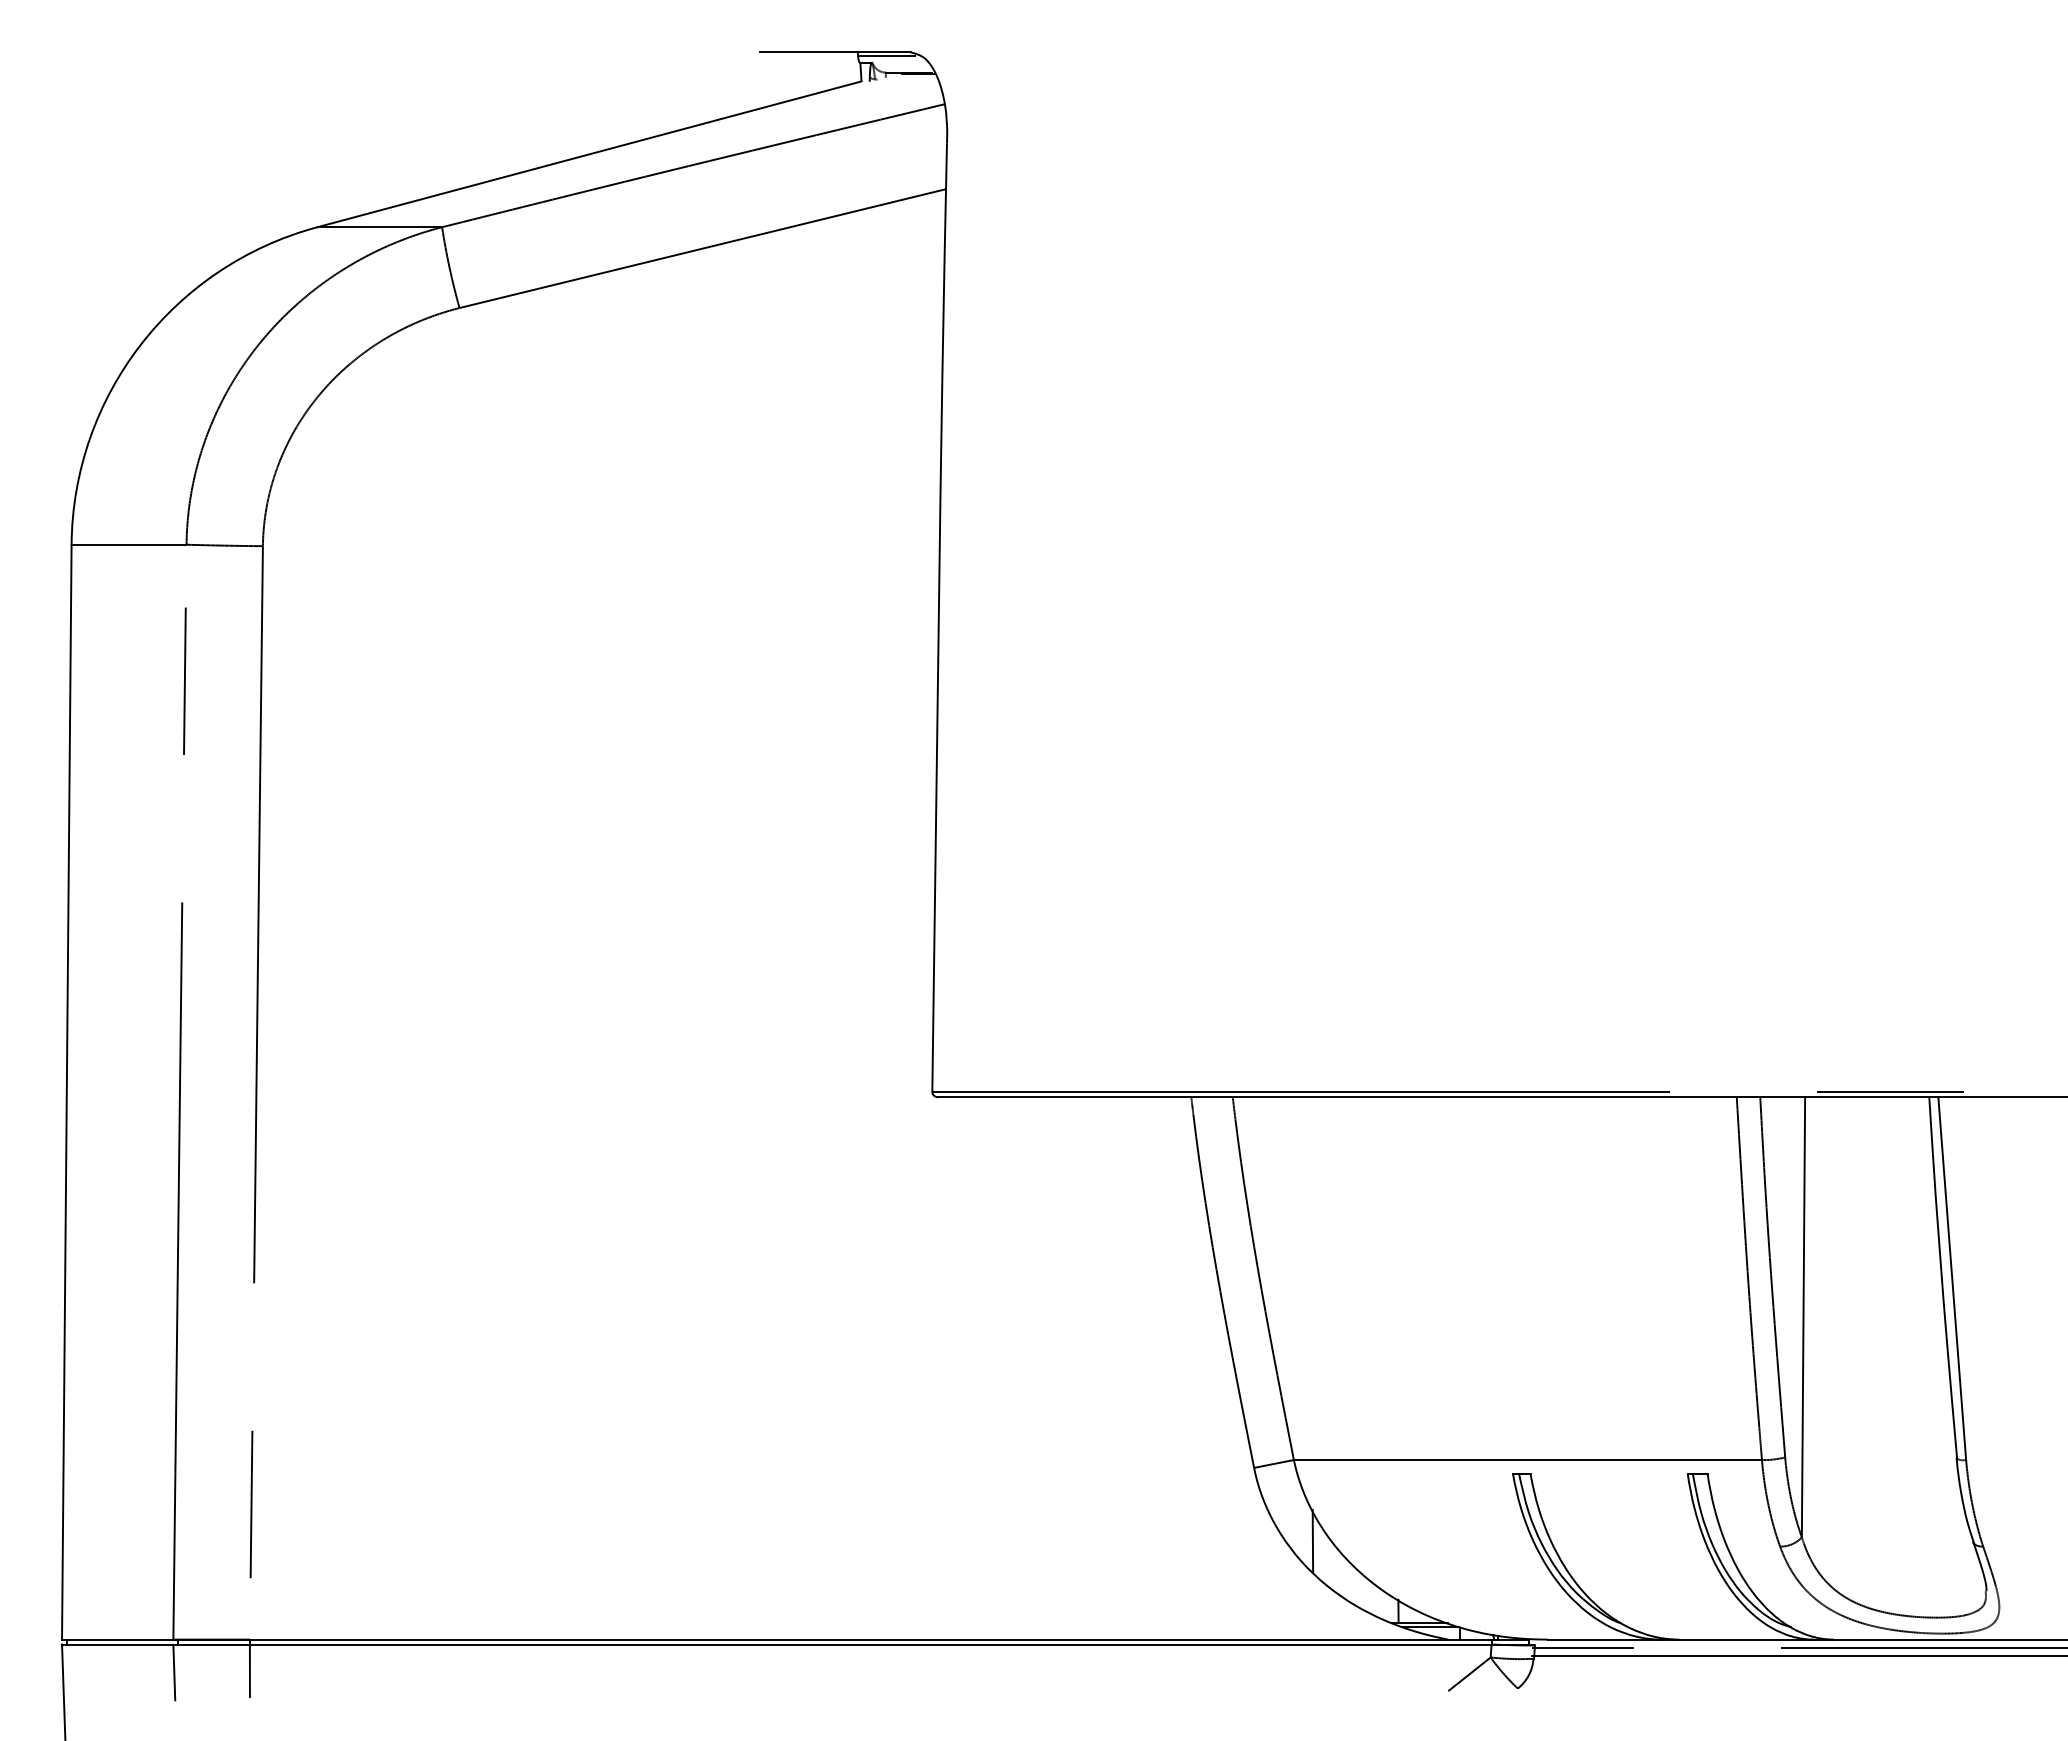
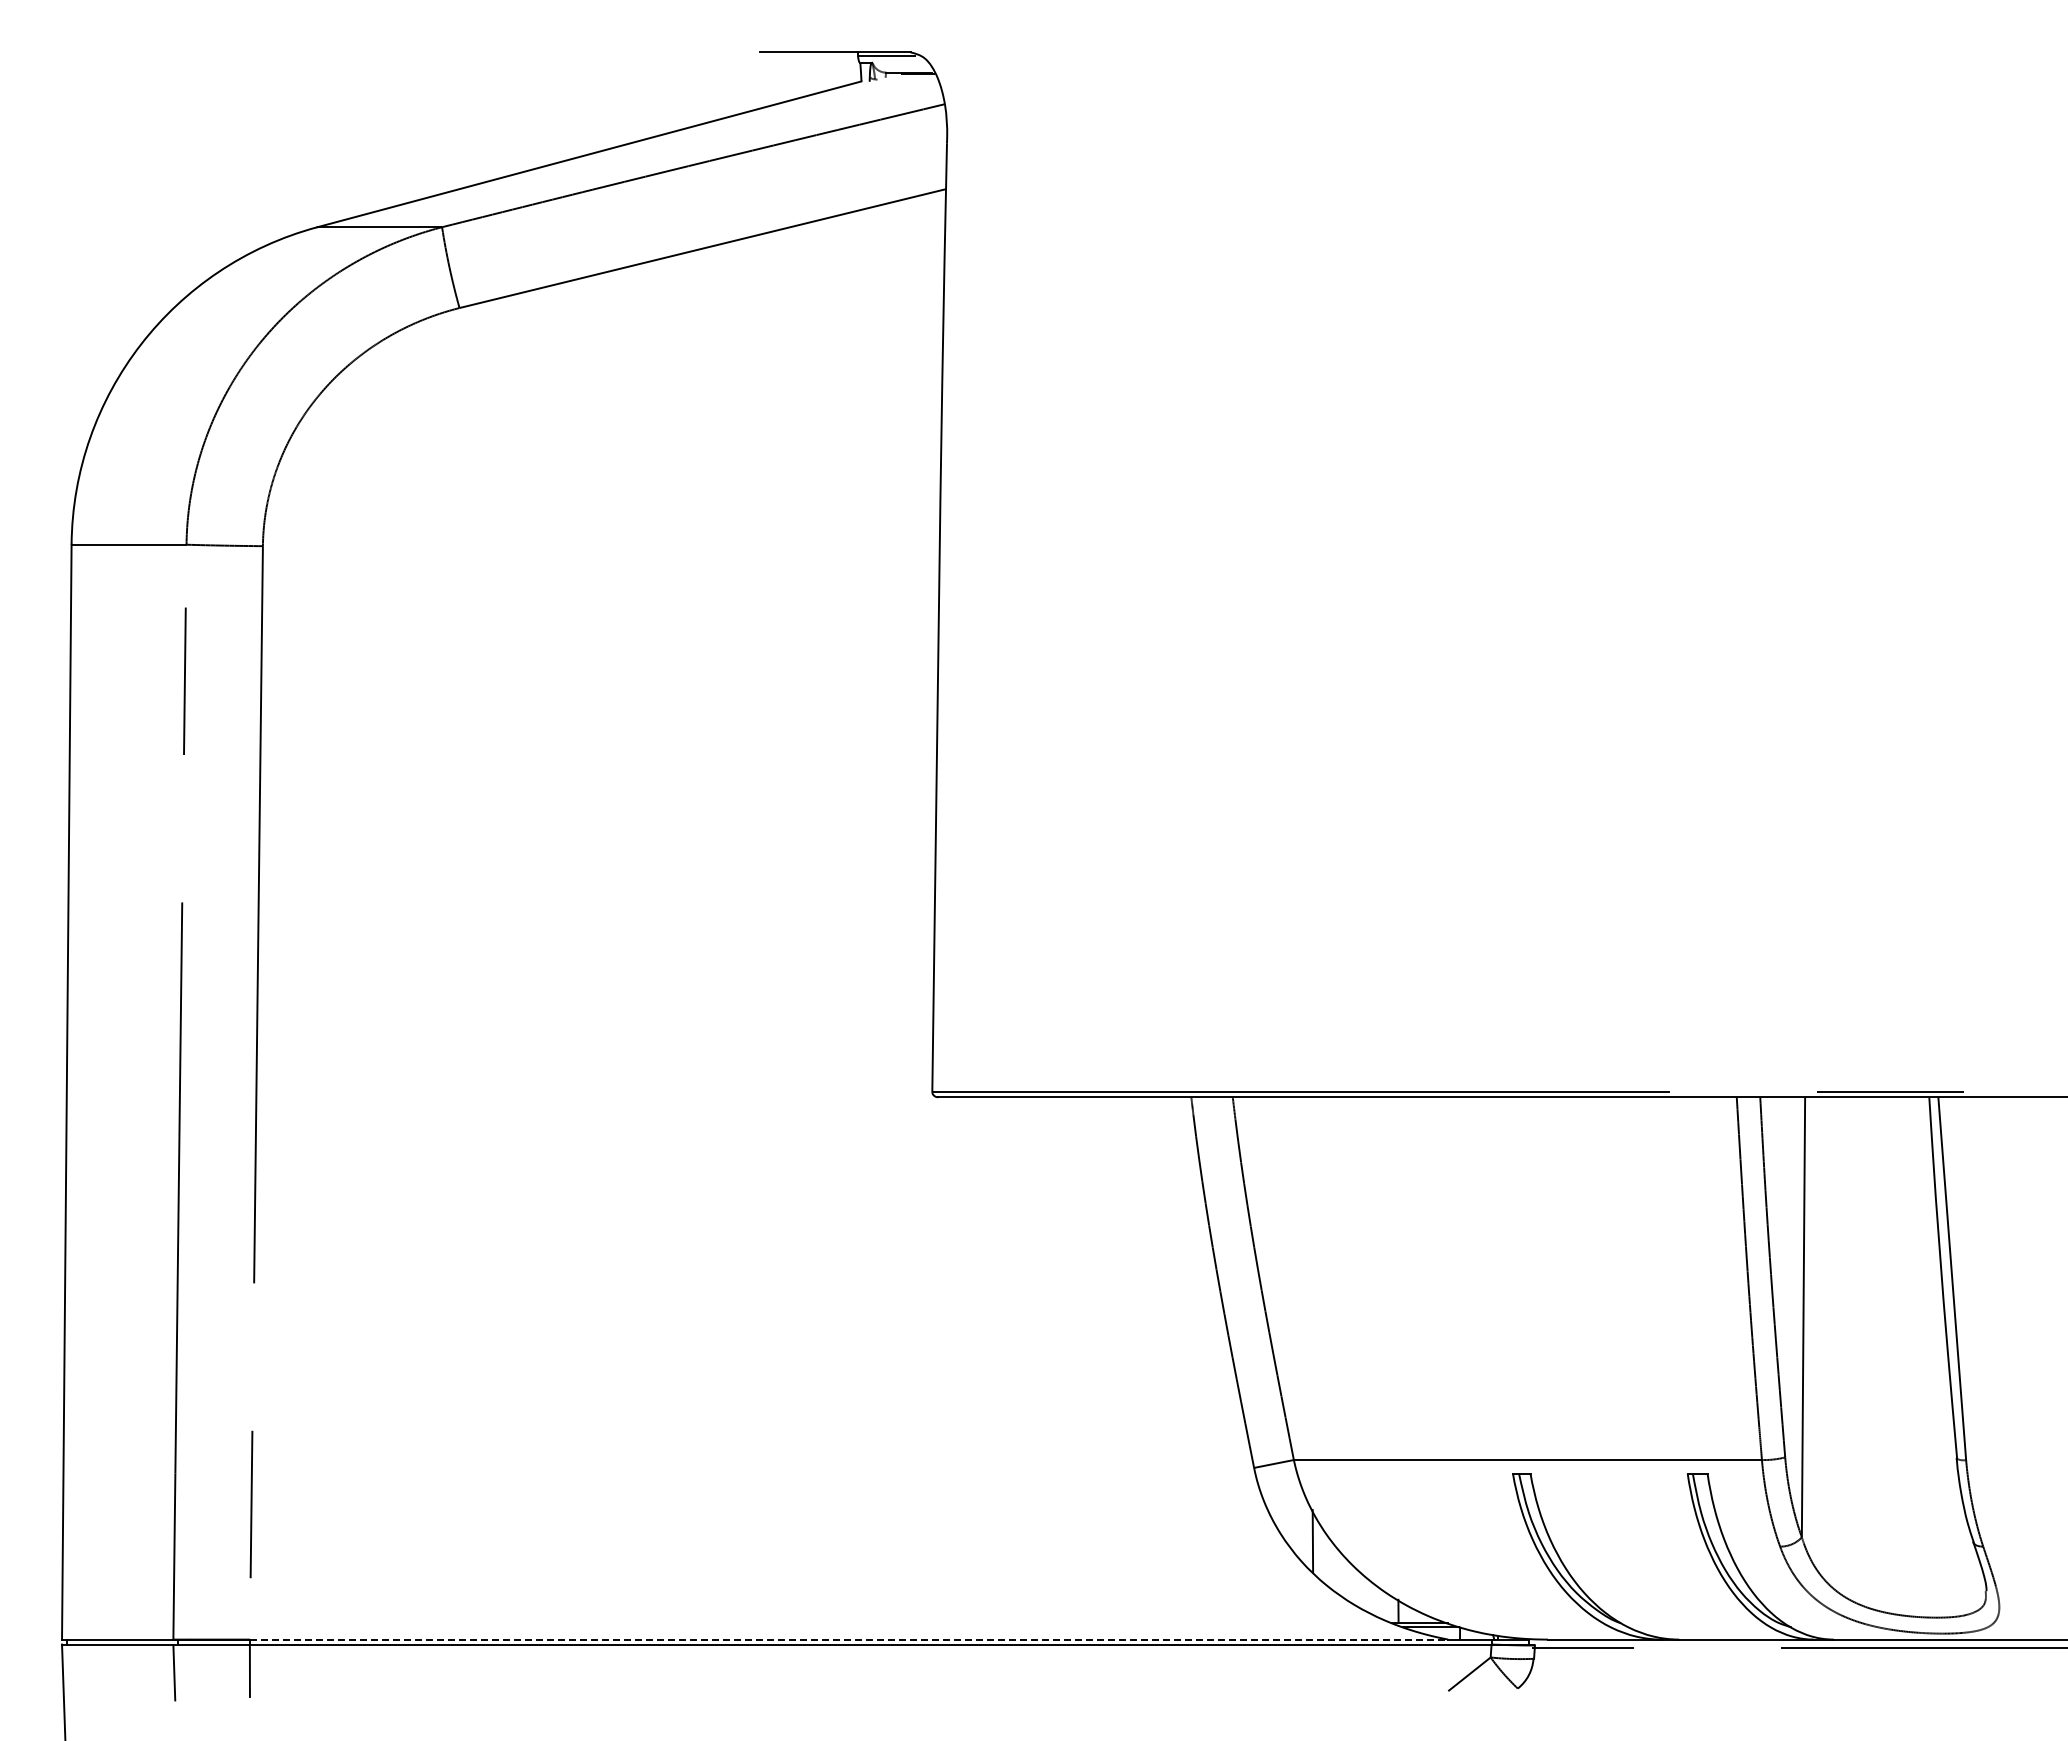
line: solid -> dashed (849, 1639)
line: present -> none (1797, 1656)
